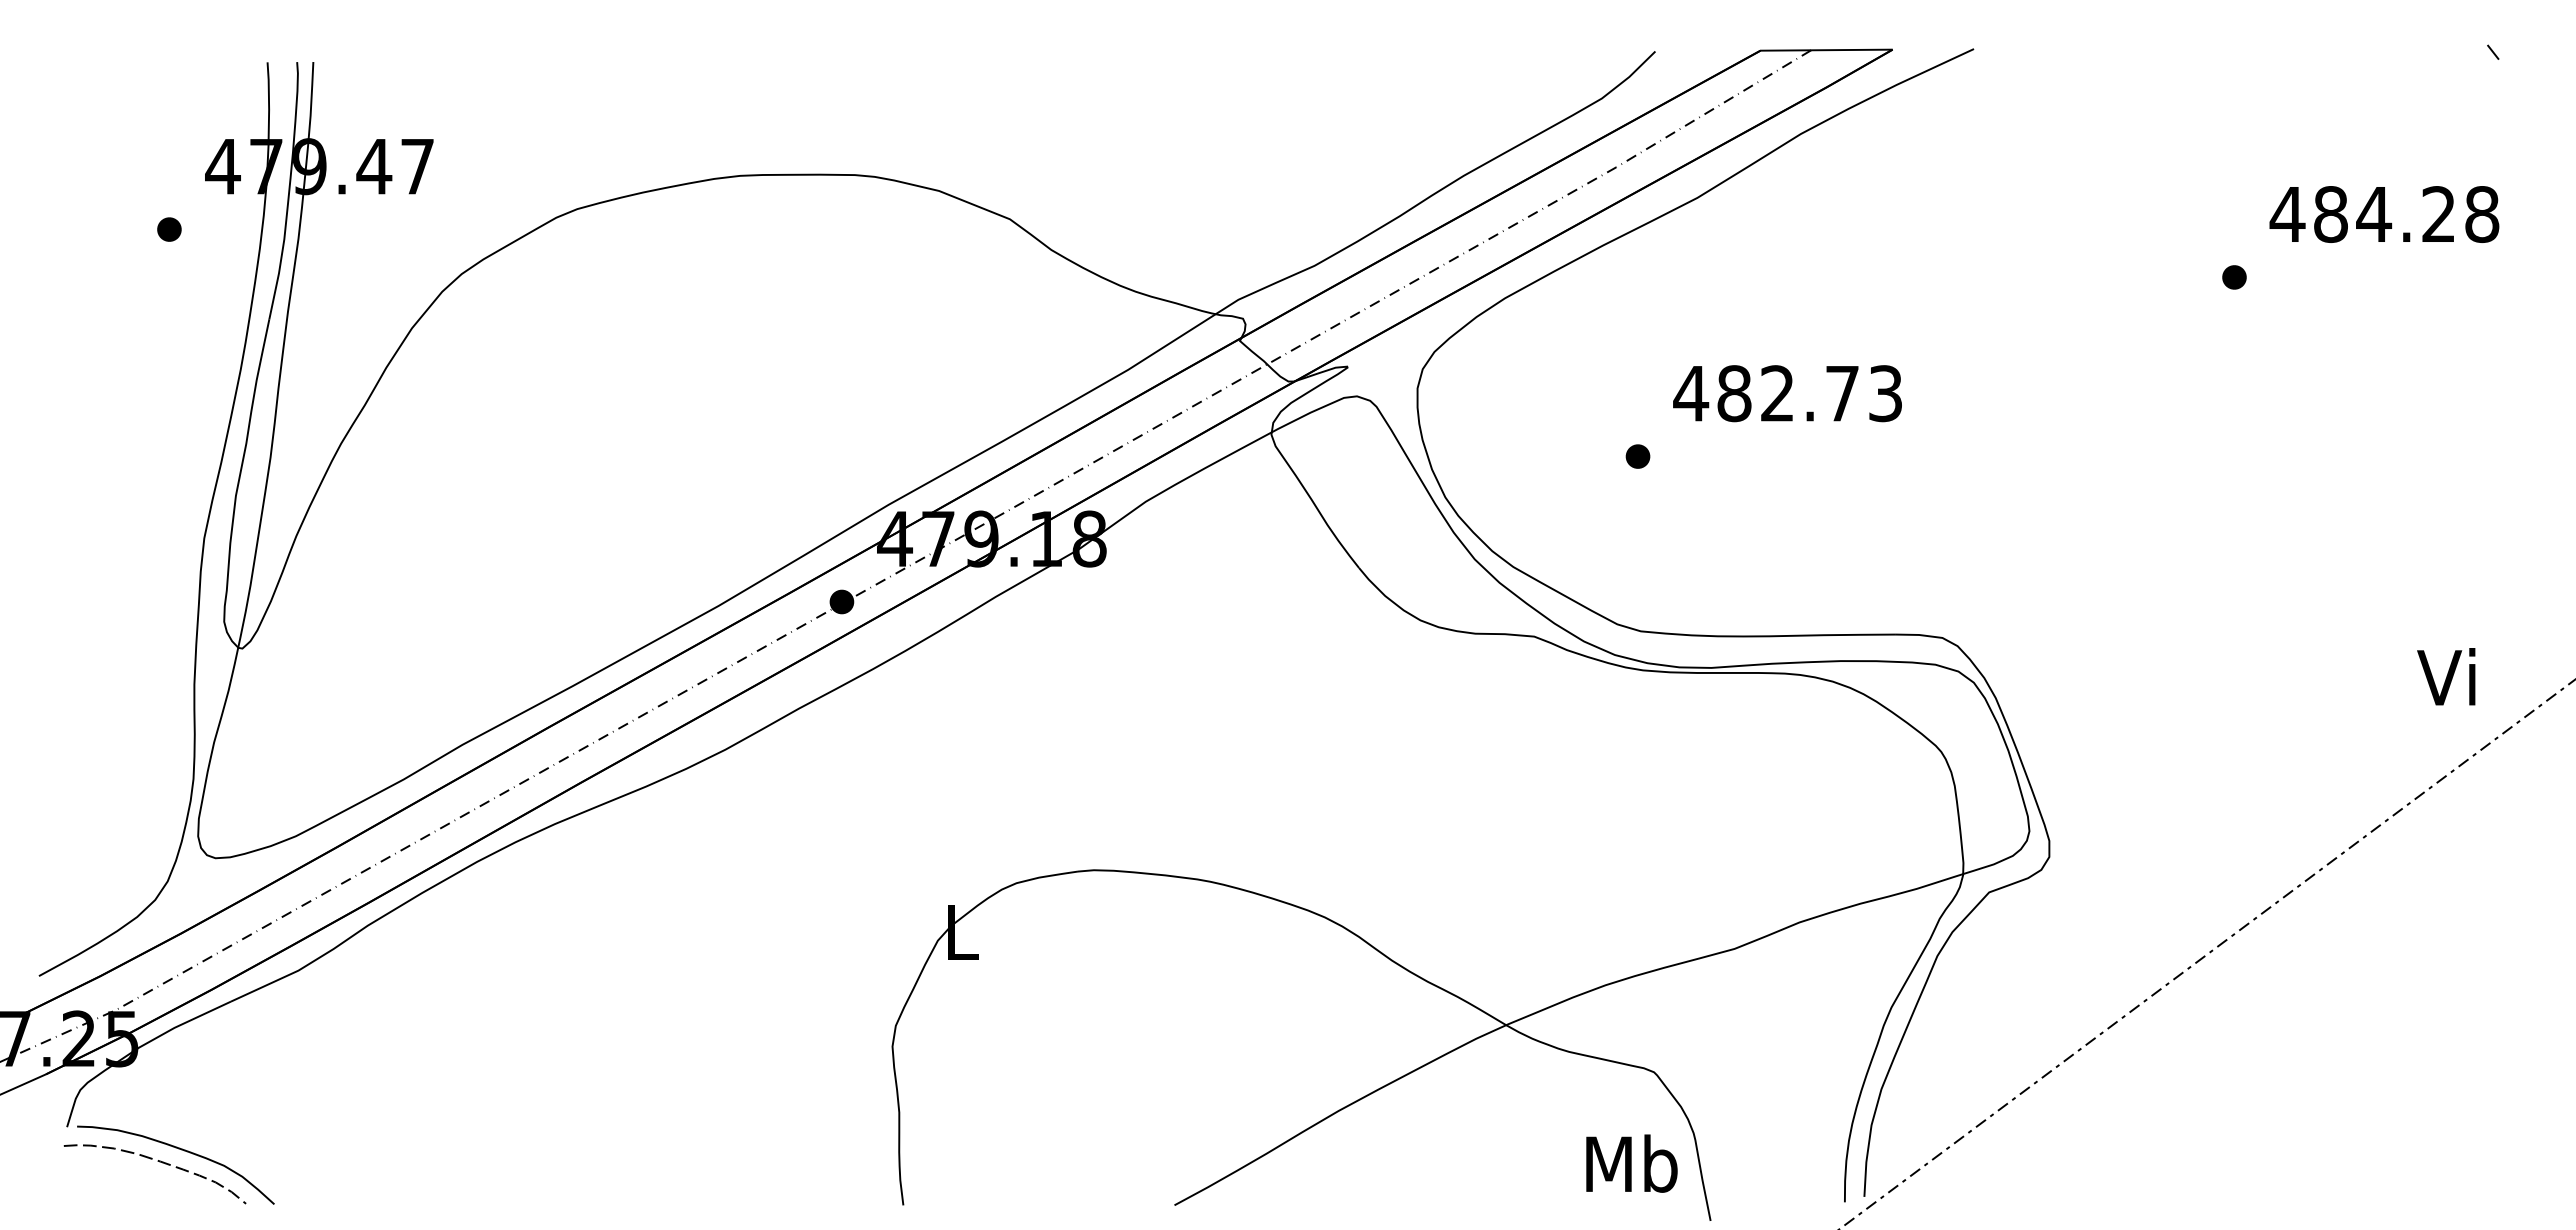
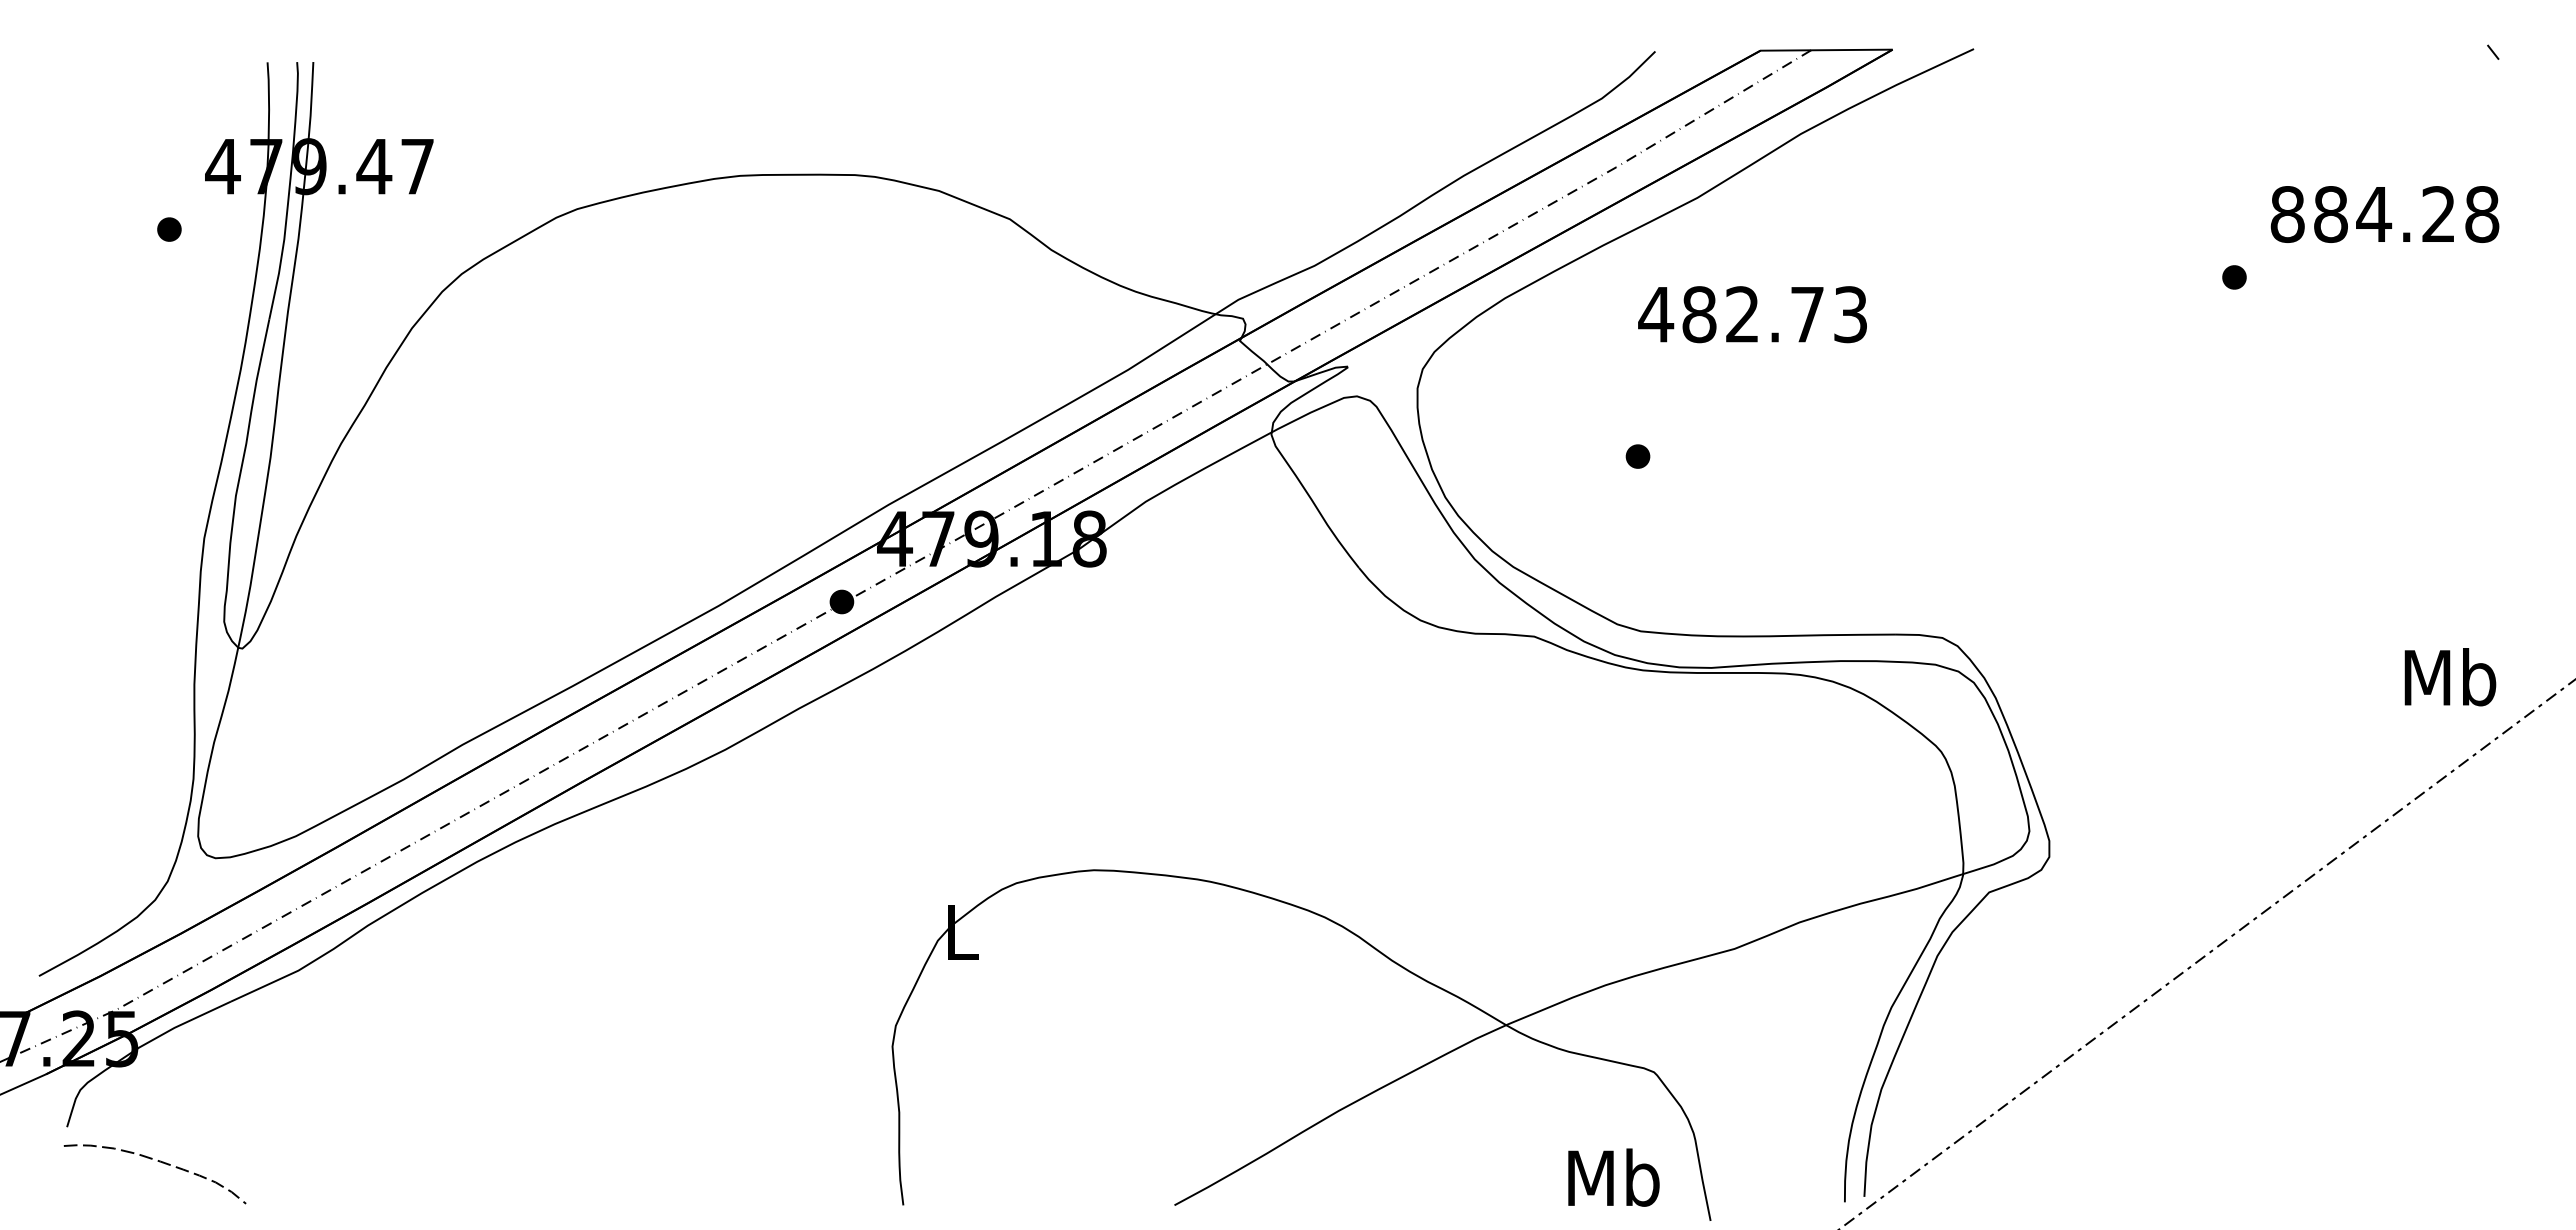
text: 484.28 -> 884.28 (2287, 214)
text position: (1787, 393) -> (1752, 314) (1752, 314)
text: Vi -> Mb (2450, 677)
curve: present -> none (181, 1150)
text position: (1631, 1163) -> (1613, 1177) (1613, 1177)
